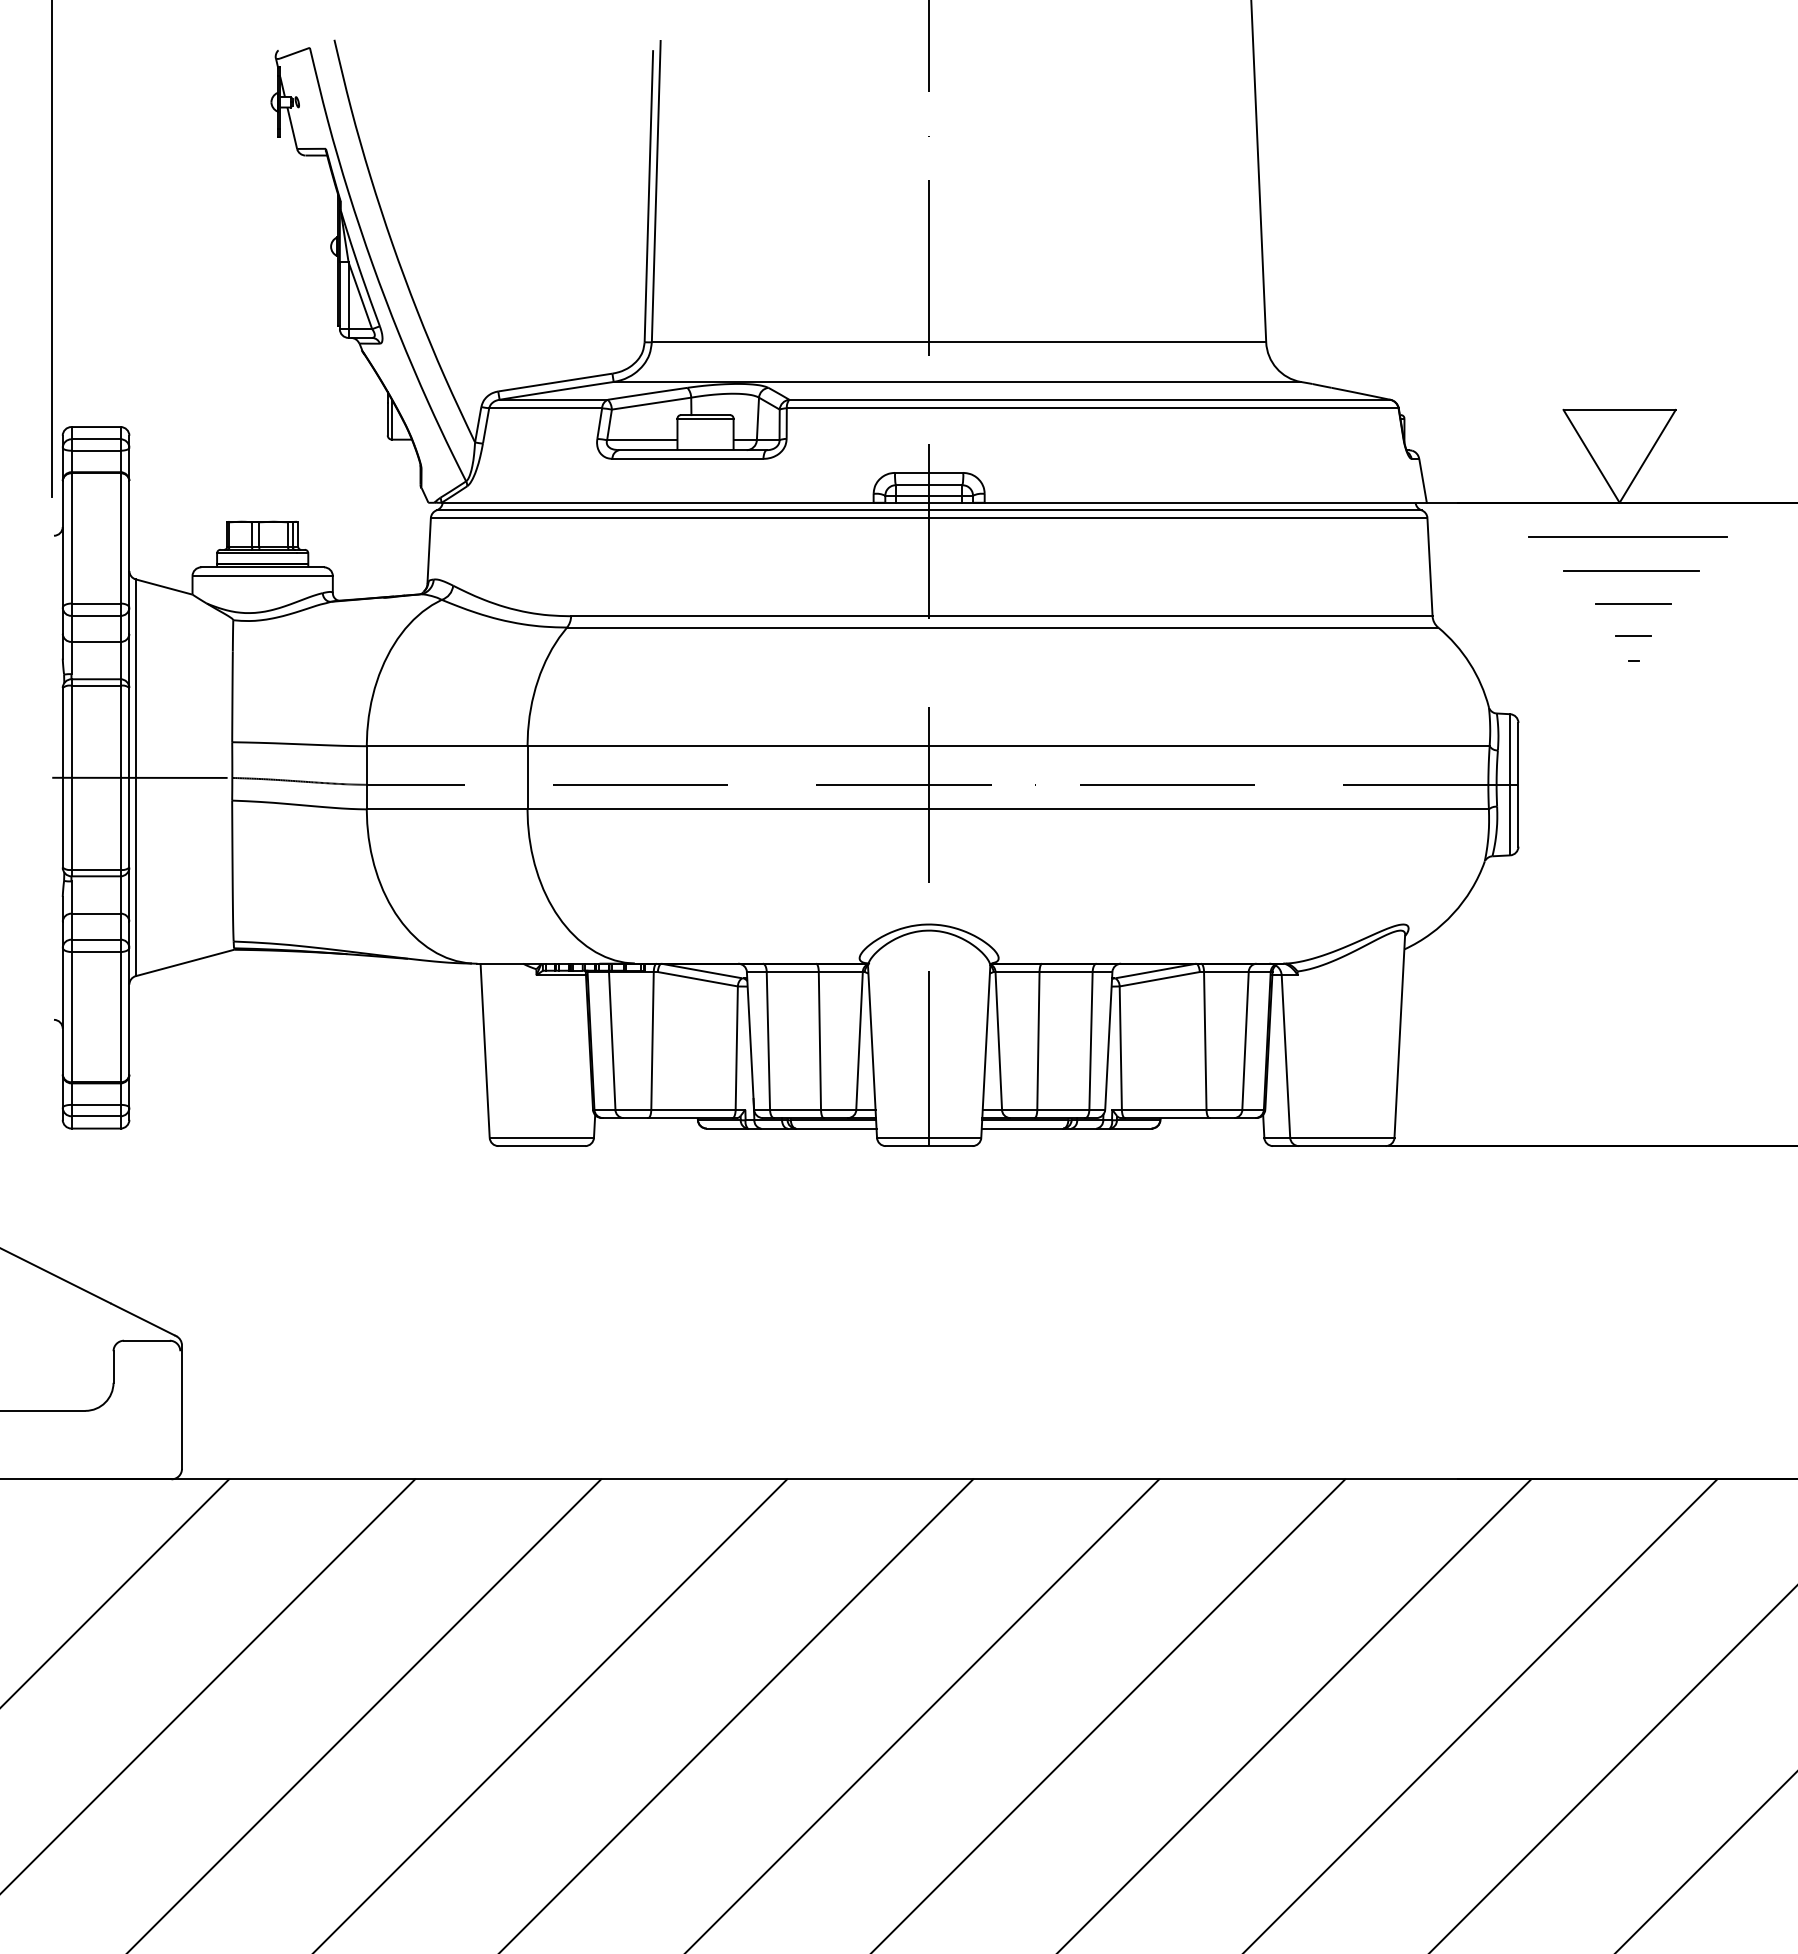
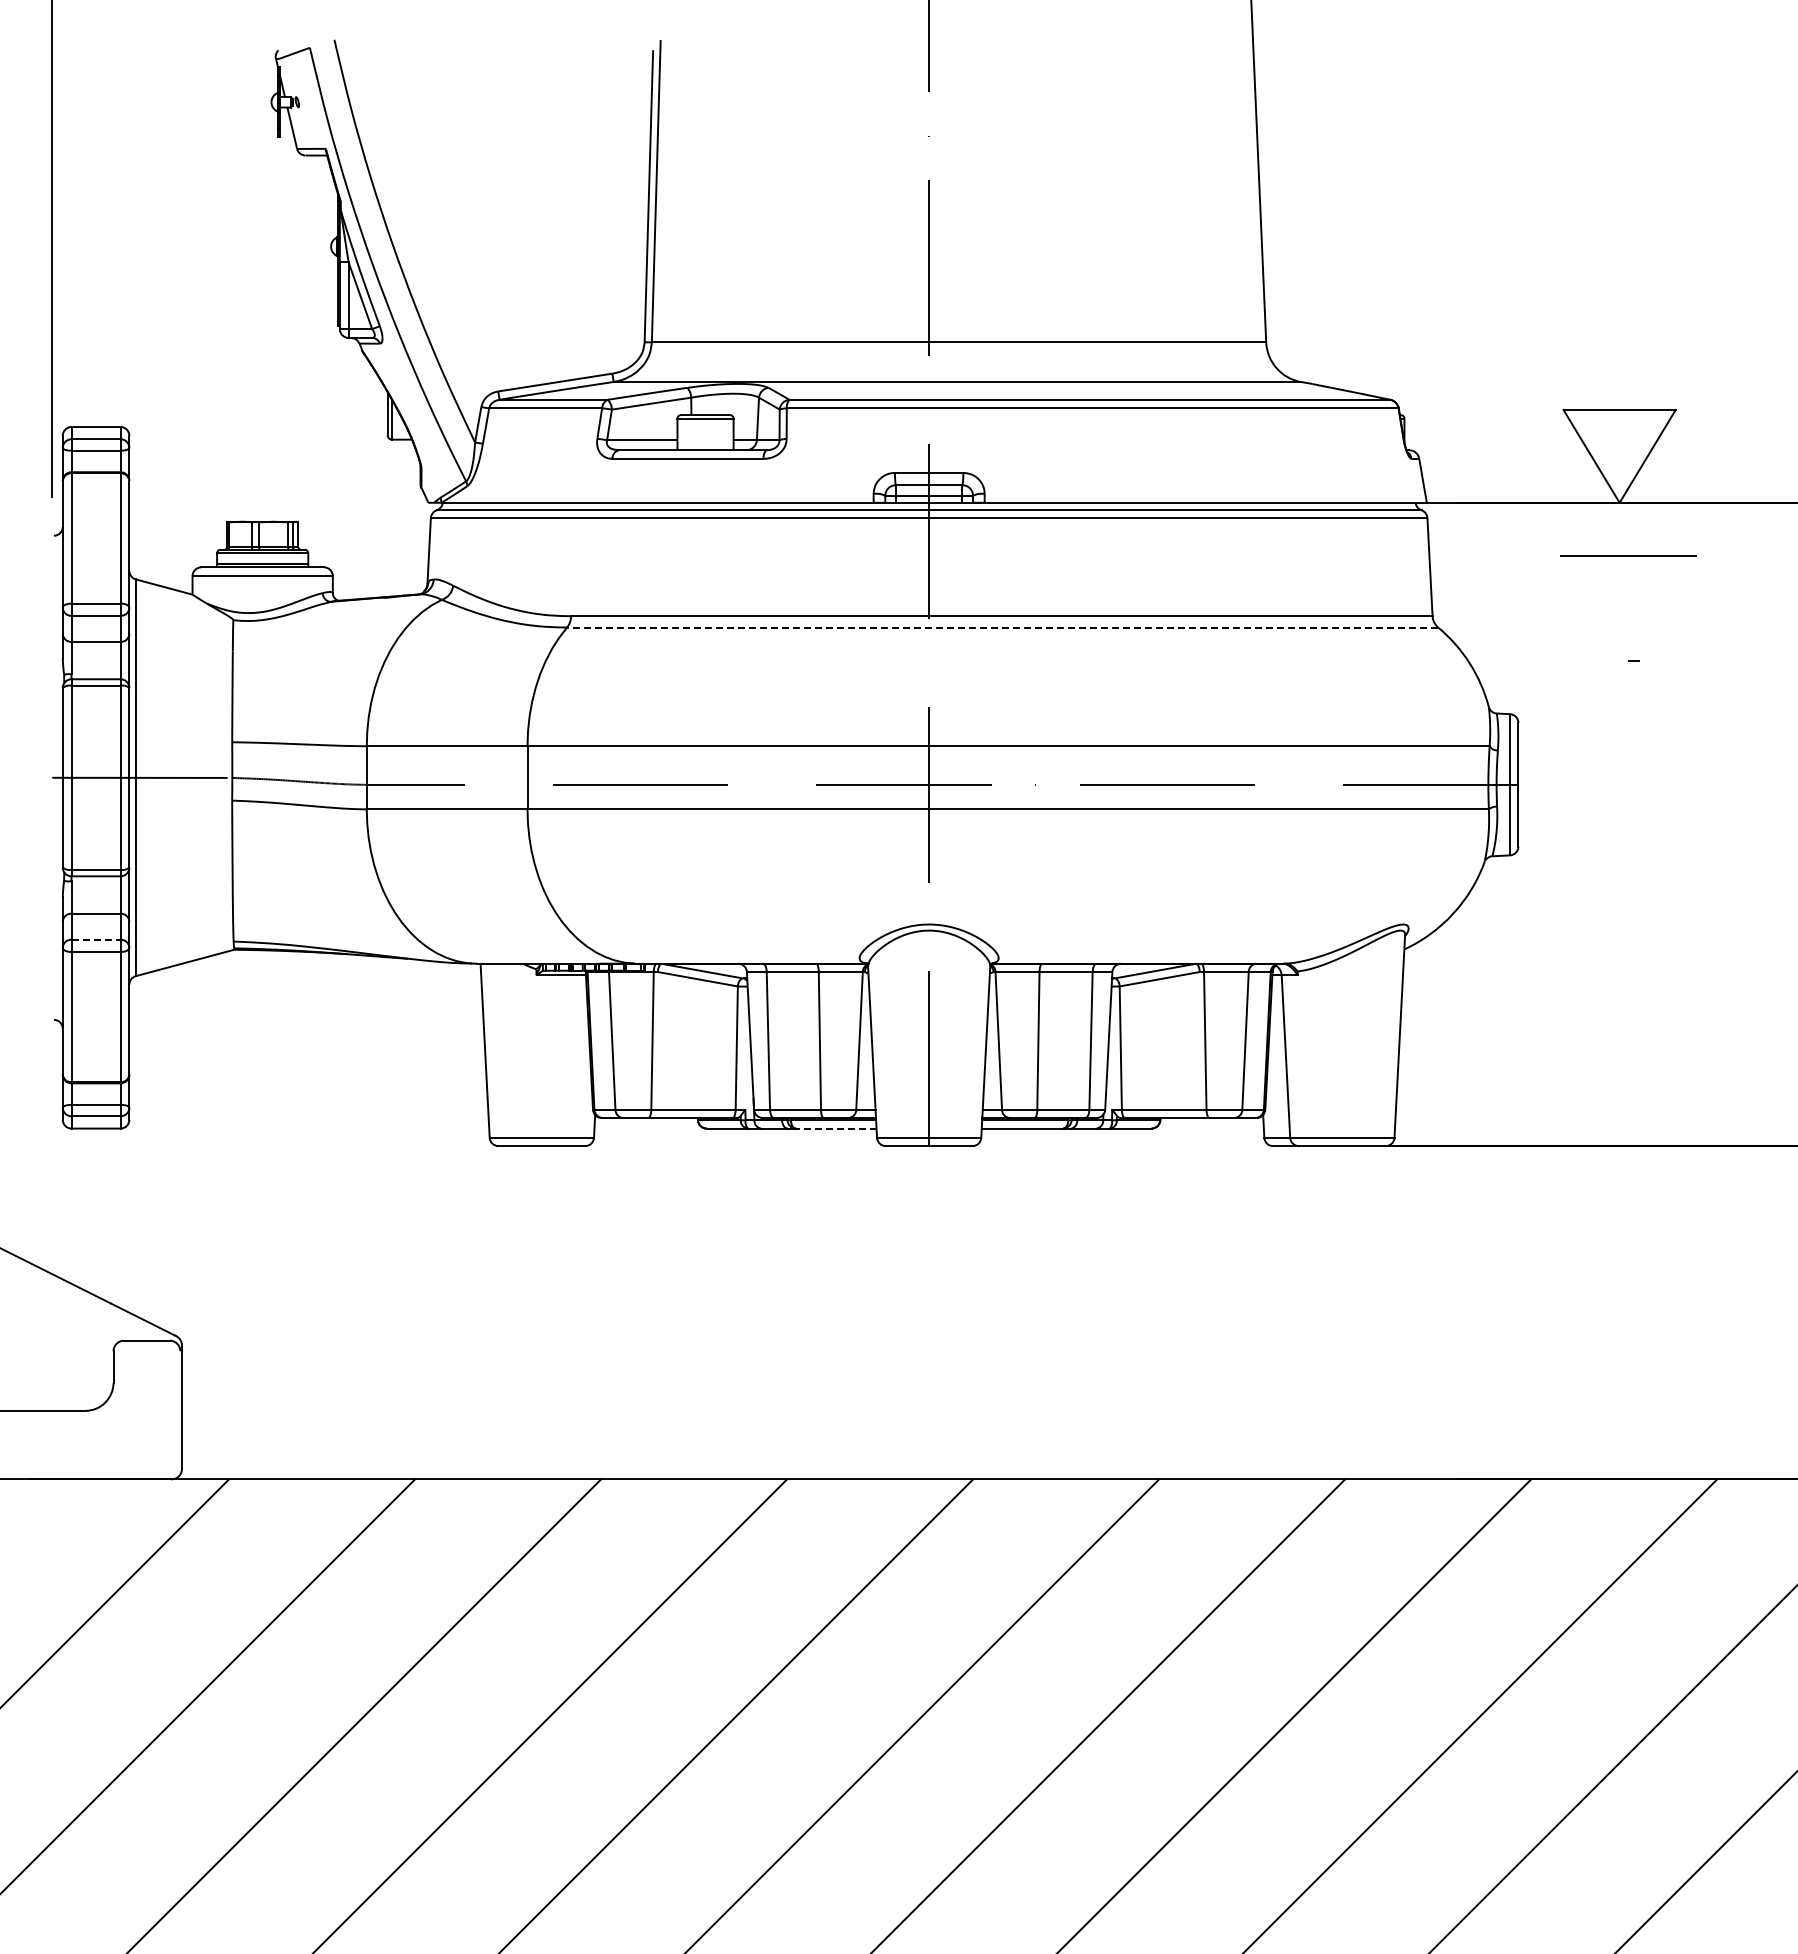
line: present -> none (1627, 536)
line position: (1631, 570) -> (1628, 555) (1628, 555)
line: present -> none (1633, 603)
line: solid -> dashed (1002, 627)
line: present -> none (1633, 636)
line: solid -> dashed (96, 939)
line: solid -> dashed (835, 1128)
